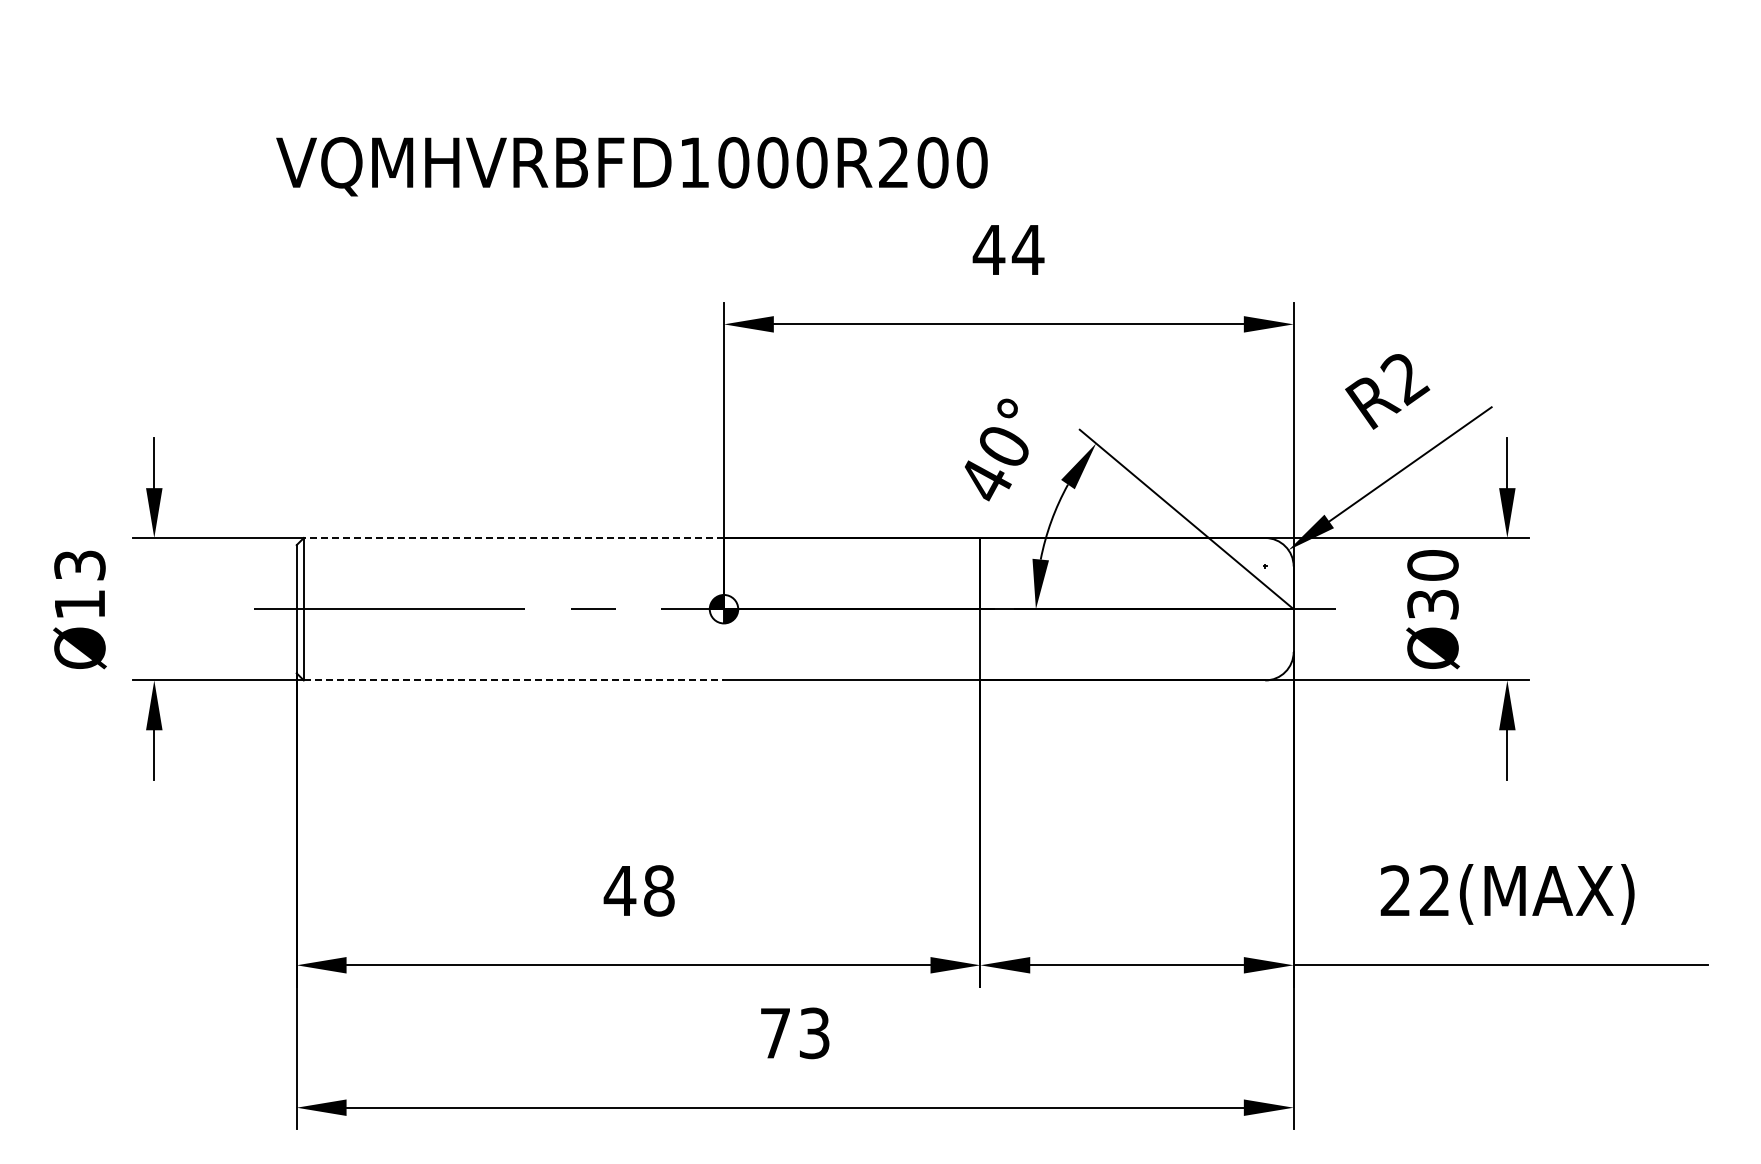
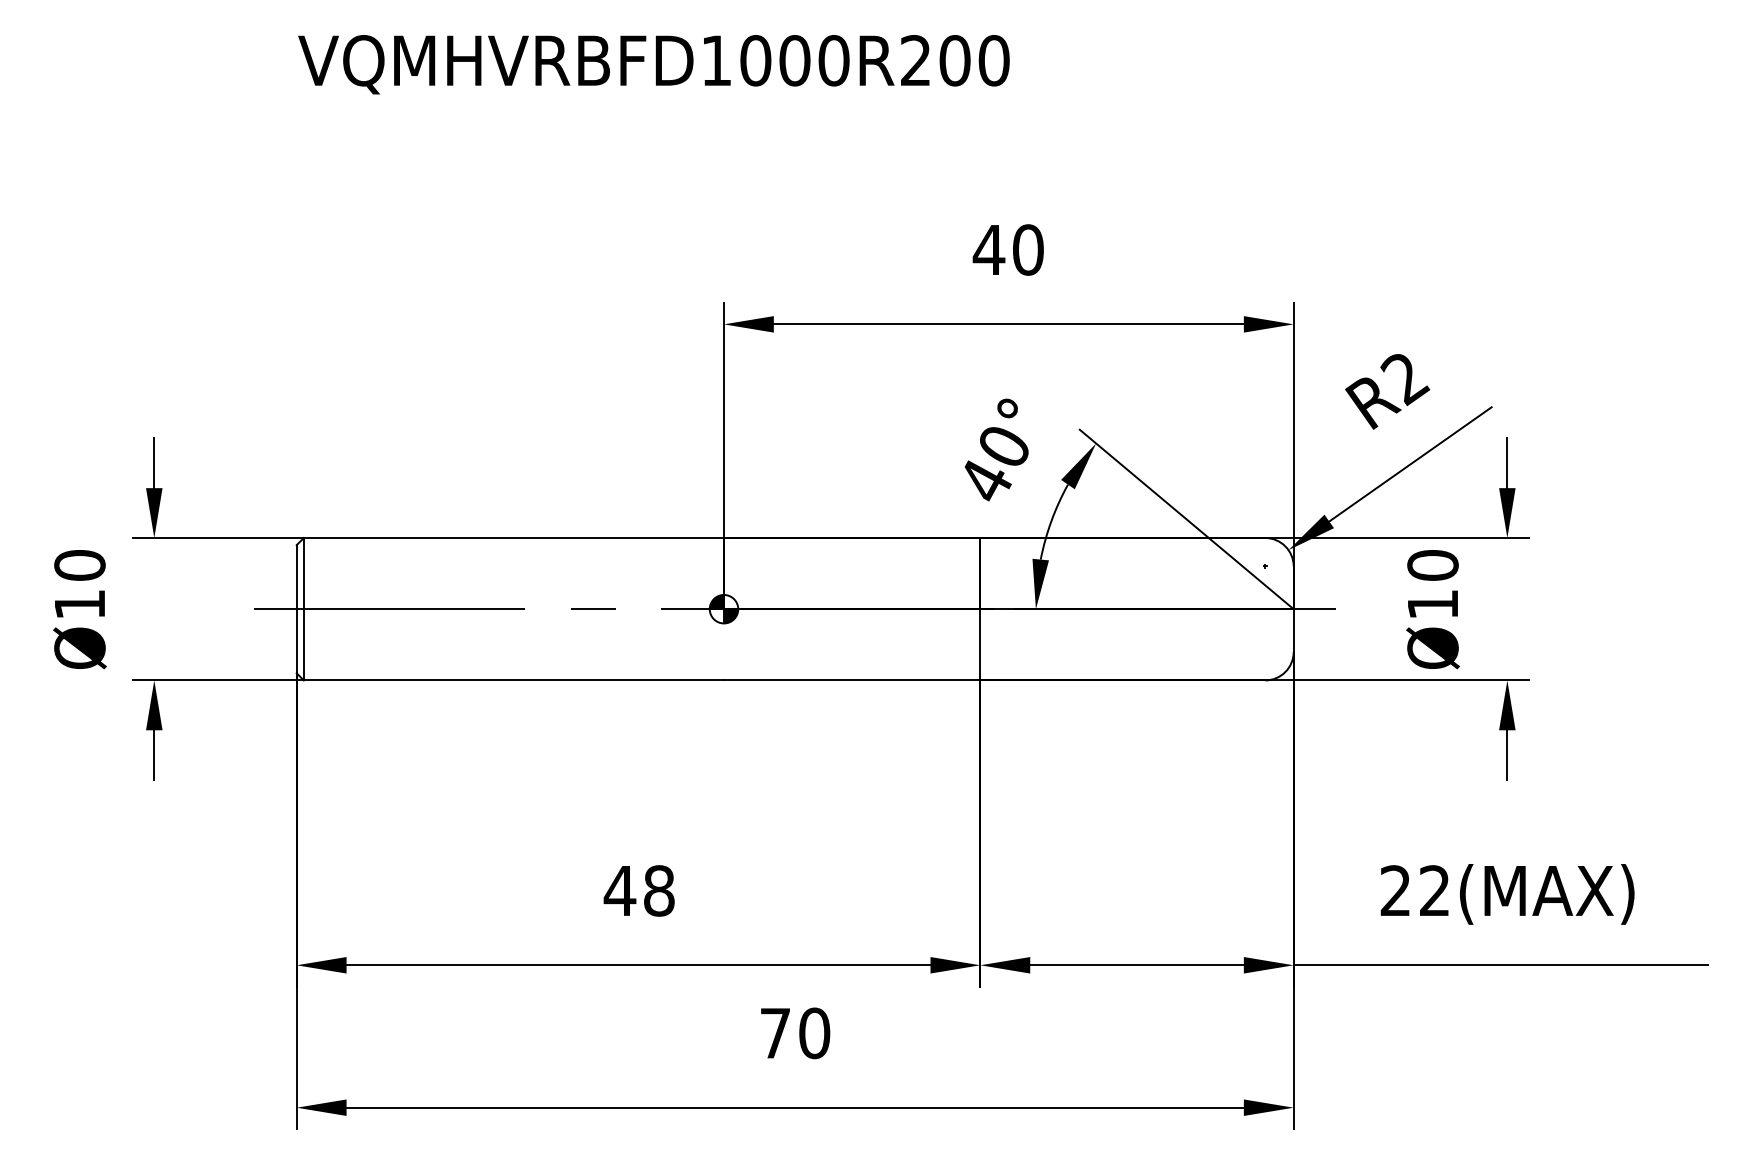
text position: (631, 166) -> (653, 64) (653, 64)
text: 44 -> 40 (1027, 249)
line: dashed -> solid (513, 538)
text: Ø13 -> Ø10 (79, 565)
text: Ø30 -> Ø10 (1432, 604)
line: dashed -> solid (514, 680)
text: 73 -> 70 (814, 1033)
